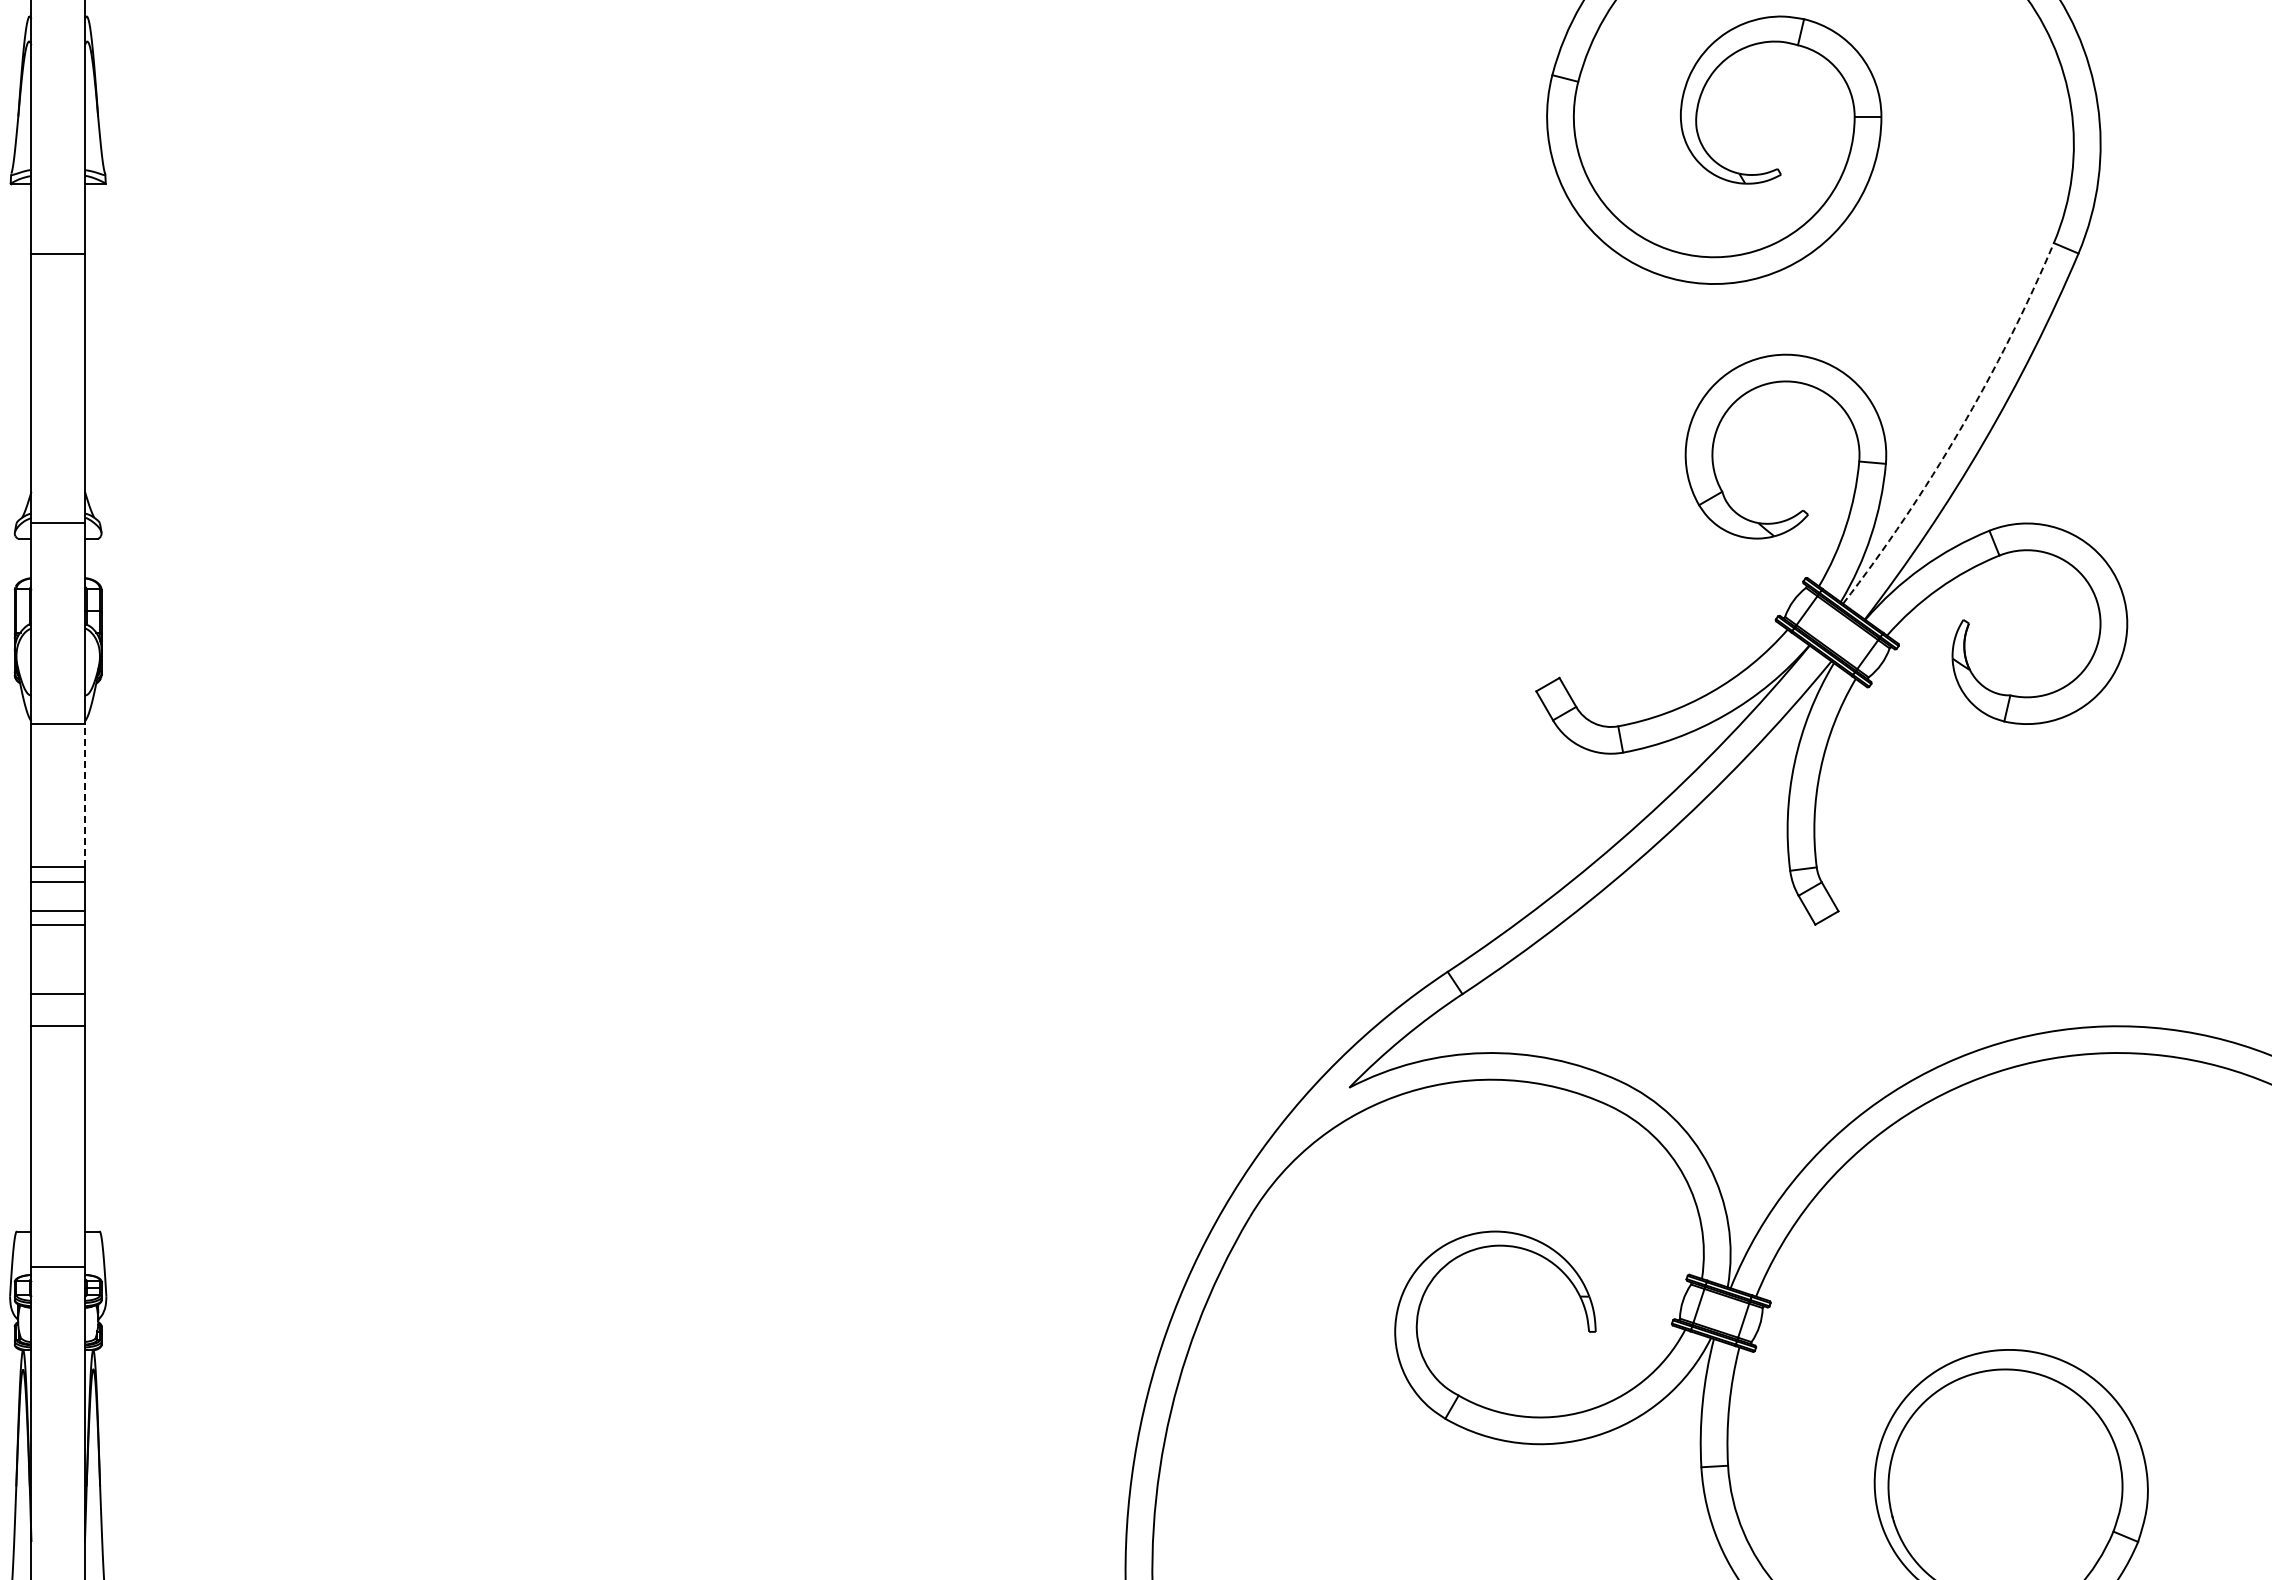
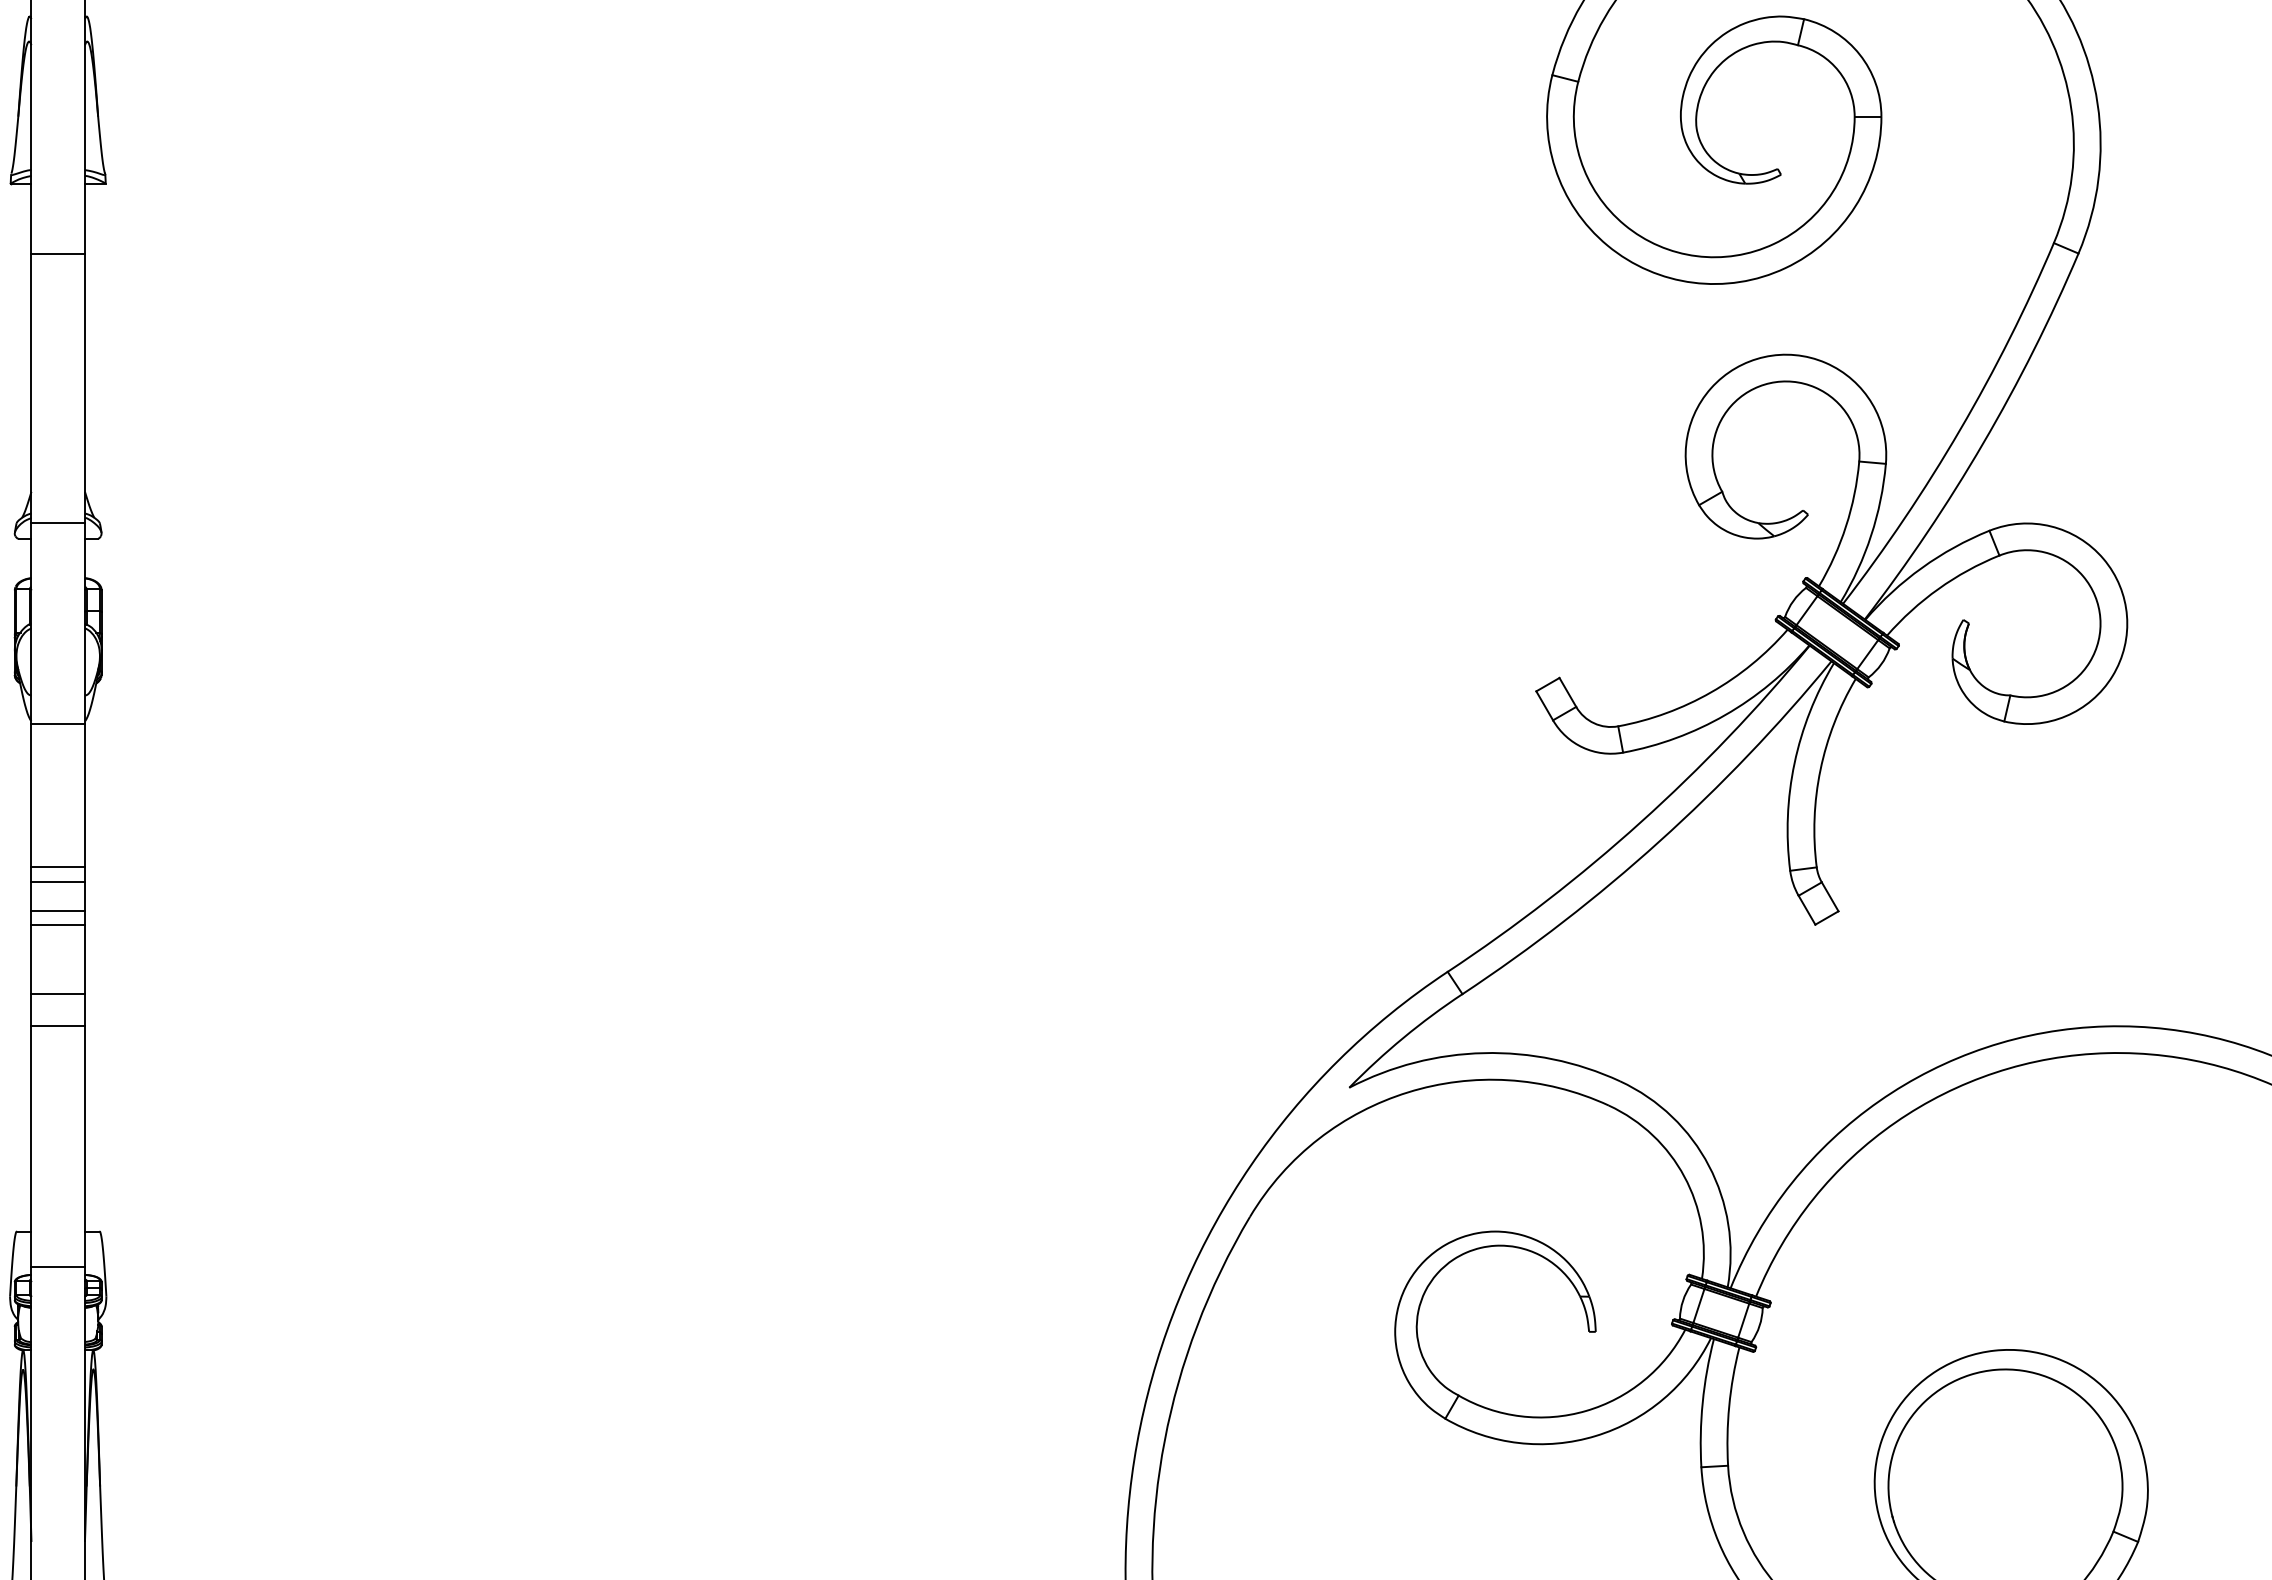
arc: dashed -> solid (1960, 430)
line: dashed -> solid (84, 795)
